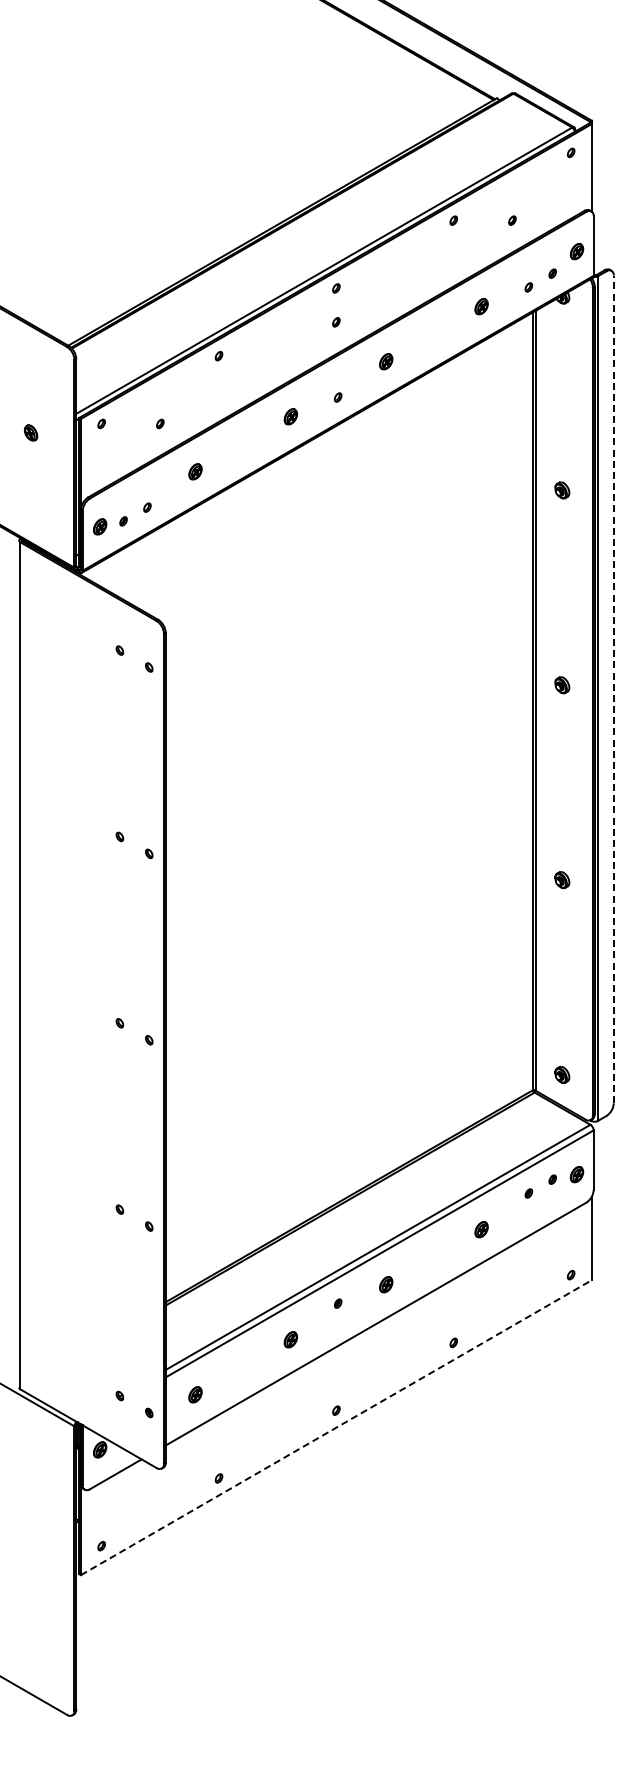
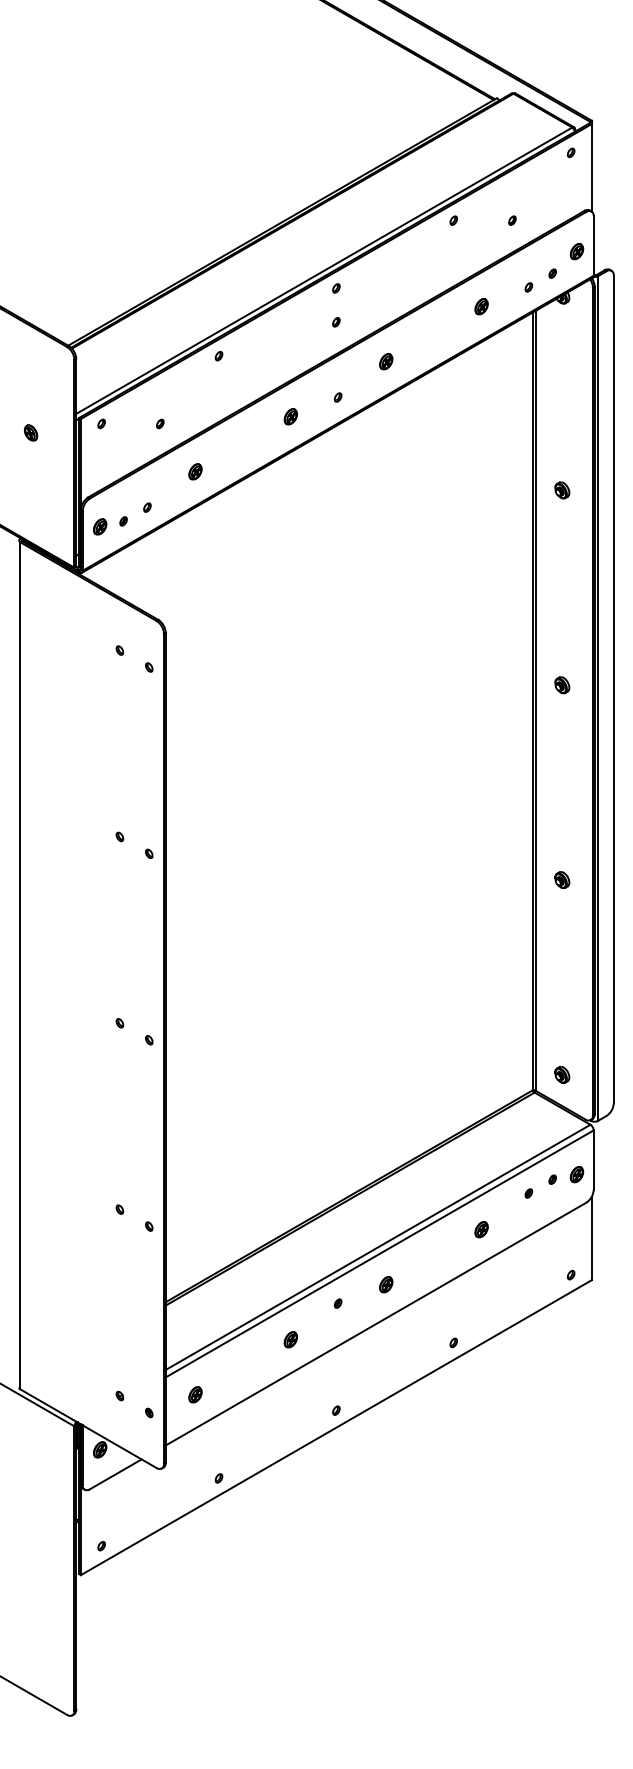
line: dashed -> solid (613, 689)
line: dashed -> solid (336, 1427)
